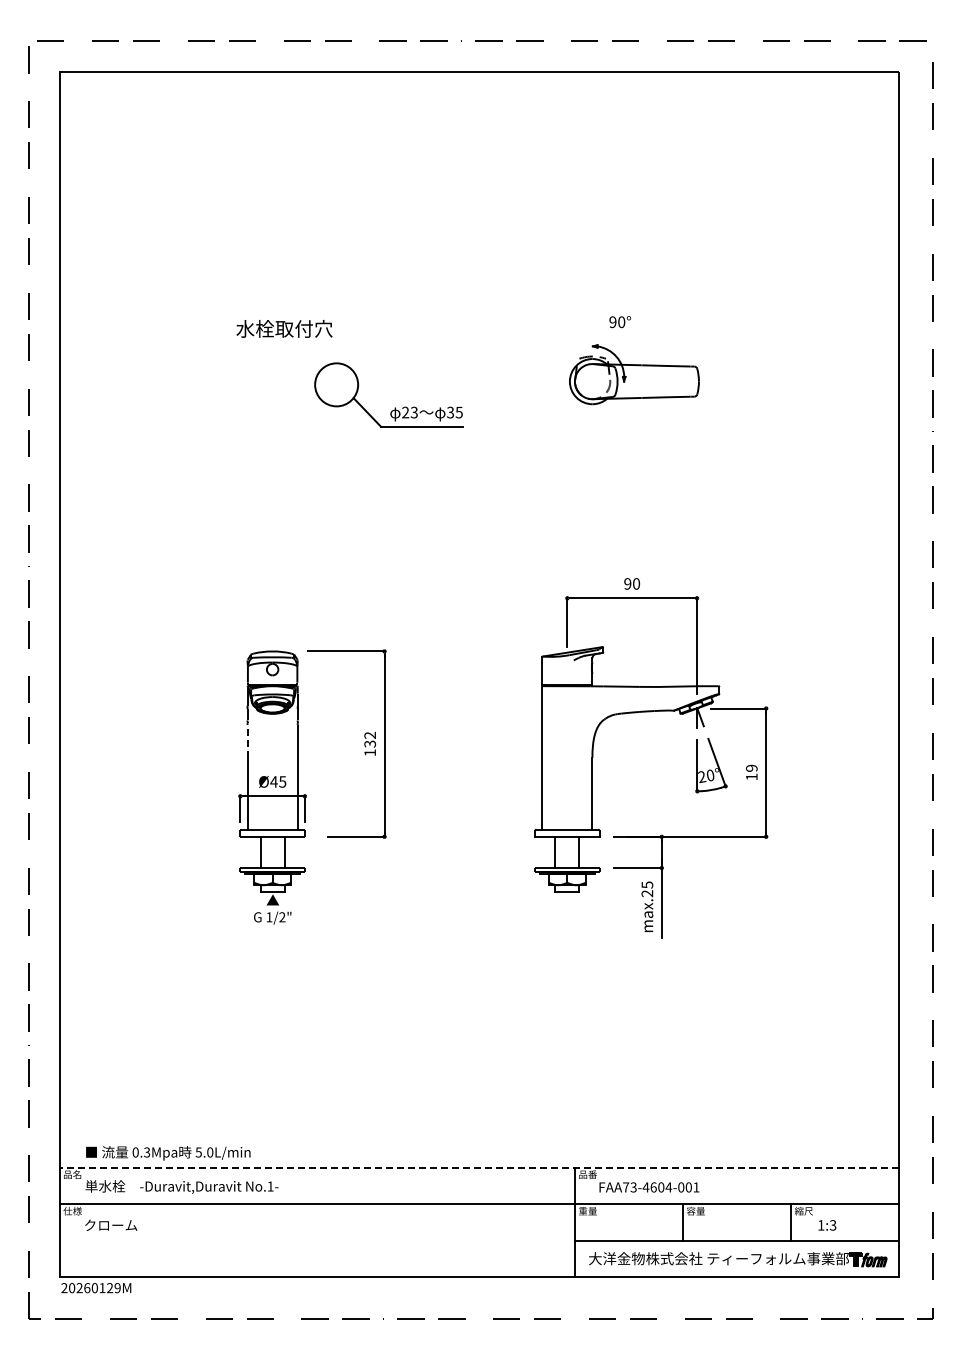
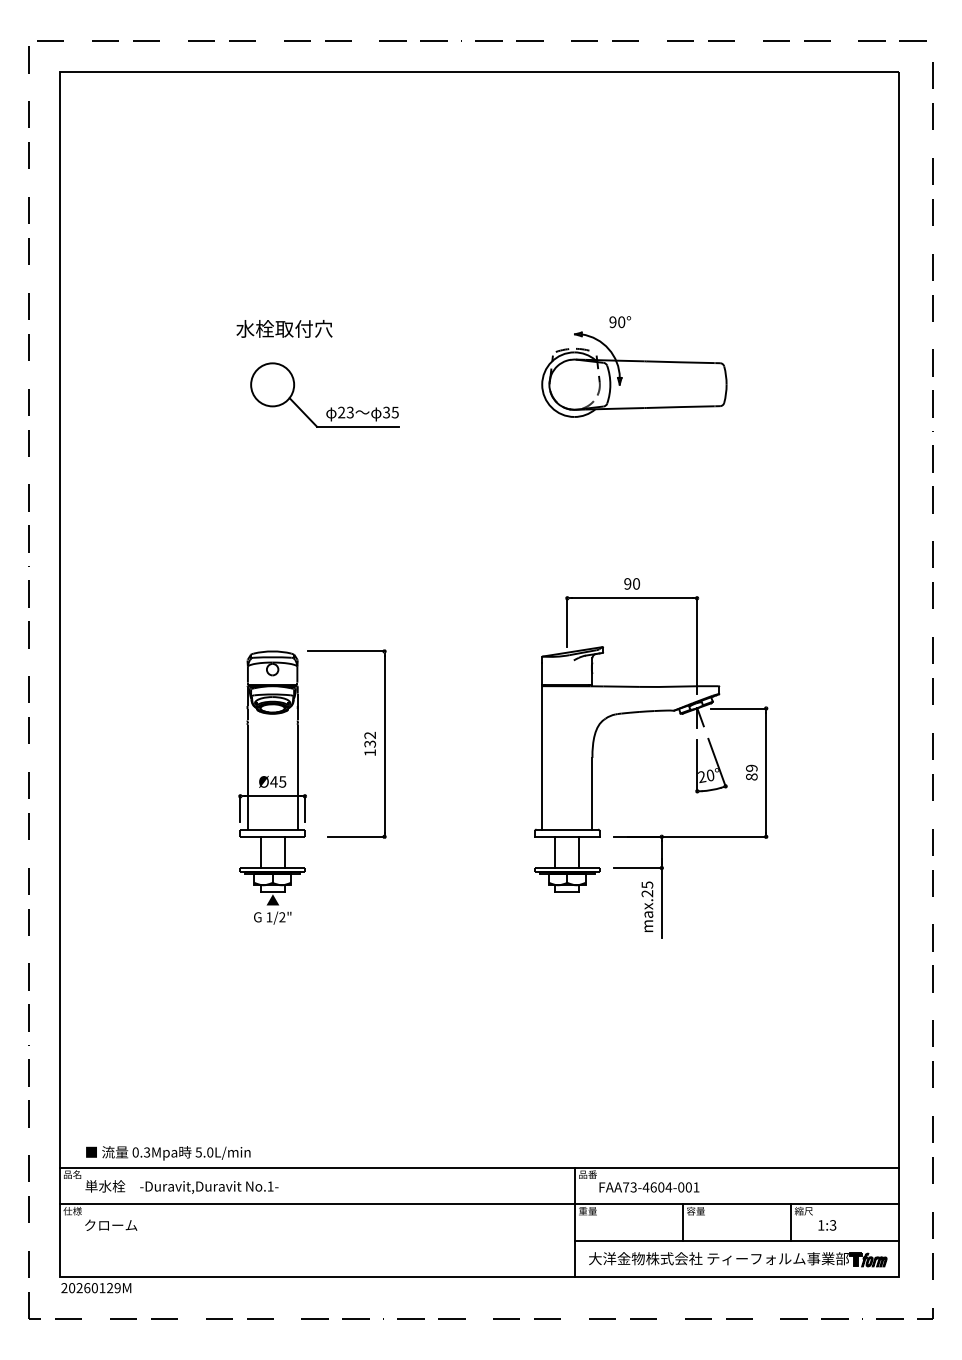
part size: 131x62 px -> 187x87 px (634, 374)
part position: (394, 407) -> (330, 407) (330, 407)
line: dashed -> solid (247, 740)
text: 19 -> 89 (751, 776)
line: dashed -> solid (479, 1167)
